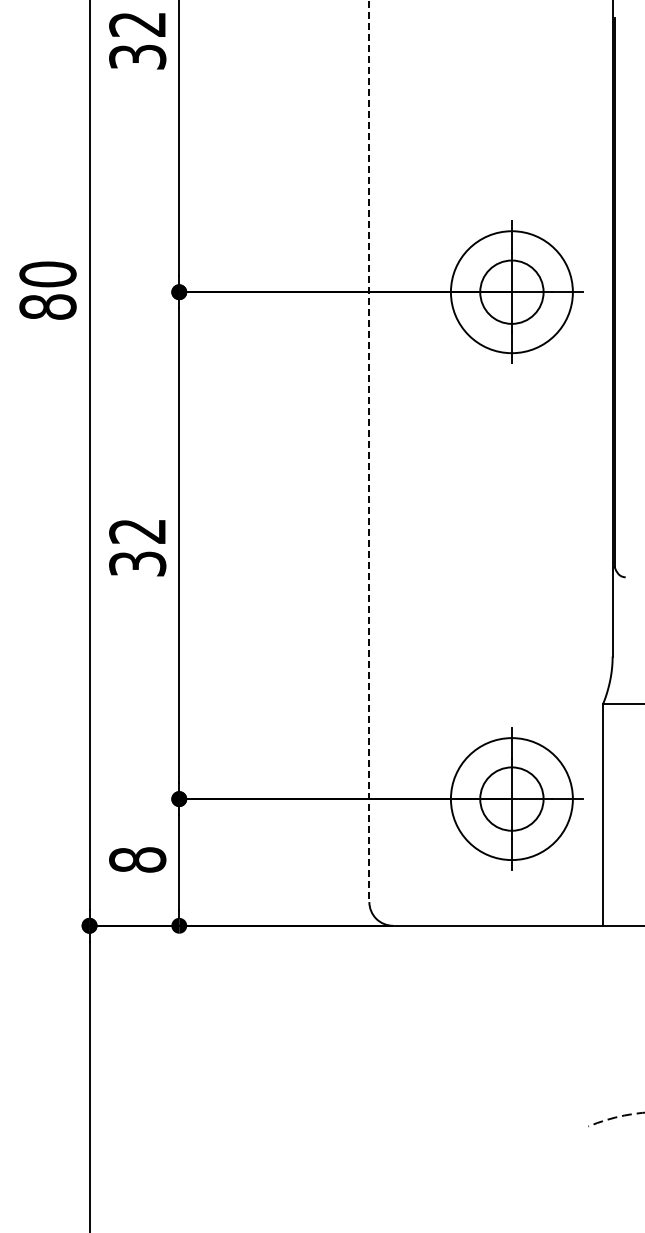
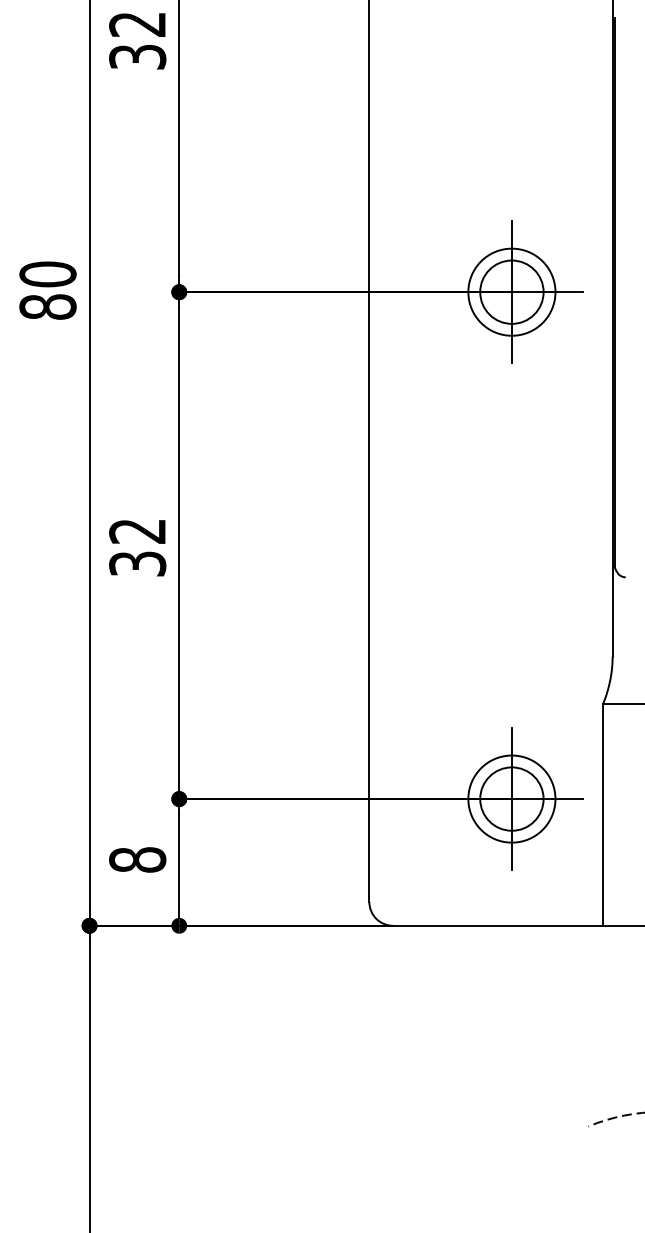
circle diameter: 122 px -> 87 px (511, 291)
line: dashed -> solid (369, 451)
circle diameter: 122 px -> 87 px (511, 798)
